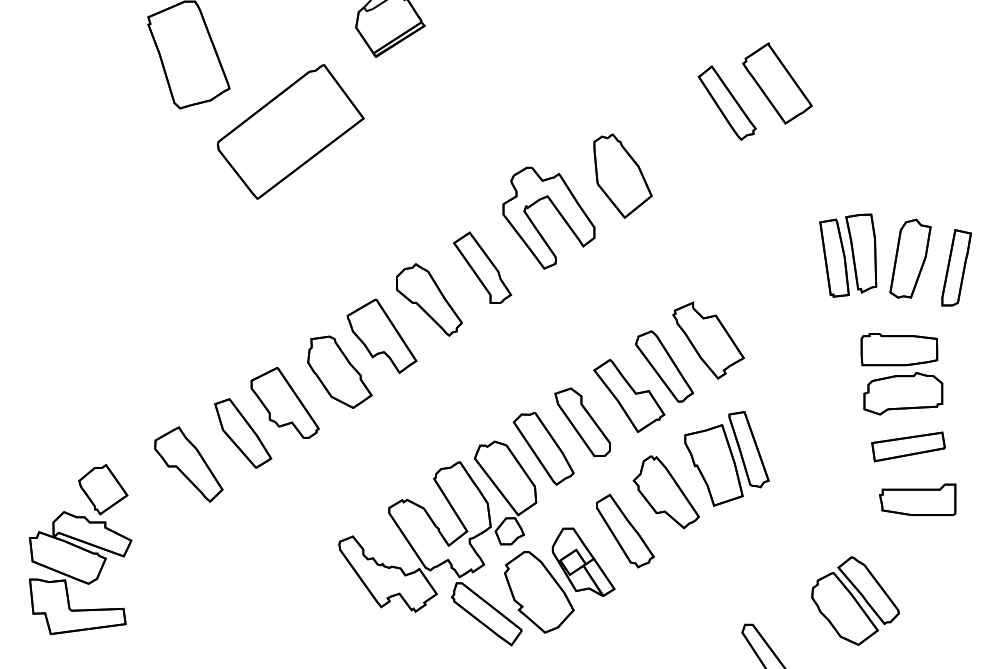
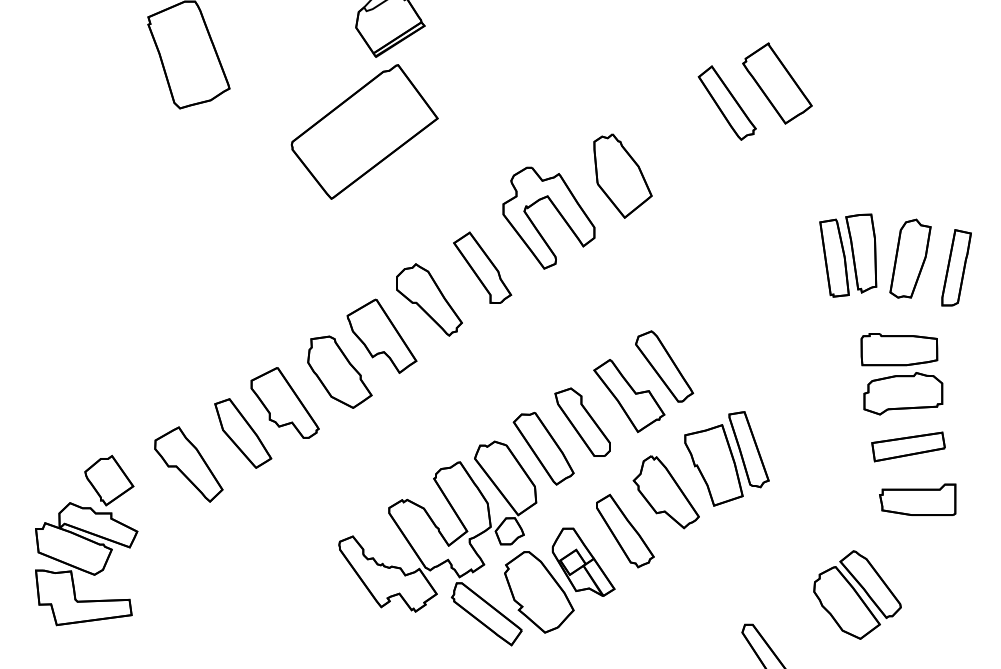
part position: (290, 131) -> (364, 131) (364, 131)
part: present -> none (708, 340)
part position: (80, 549) -> (86, 540) (86, 540)
part position: (855, 600) -> (857, 594) (857, 594)
